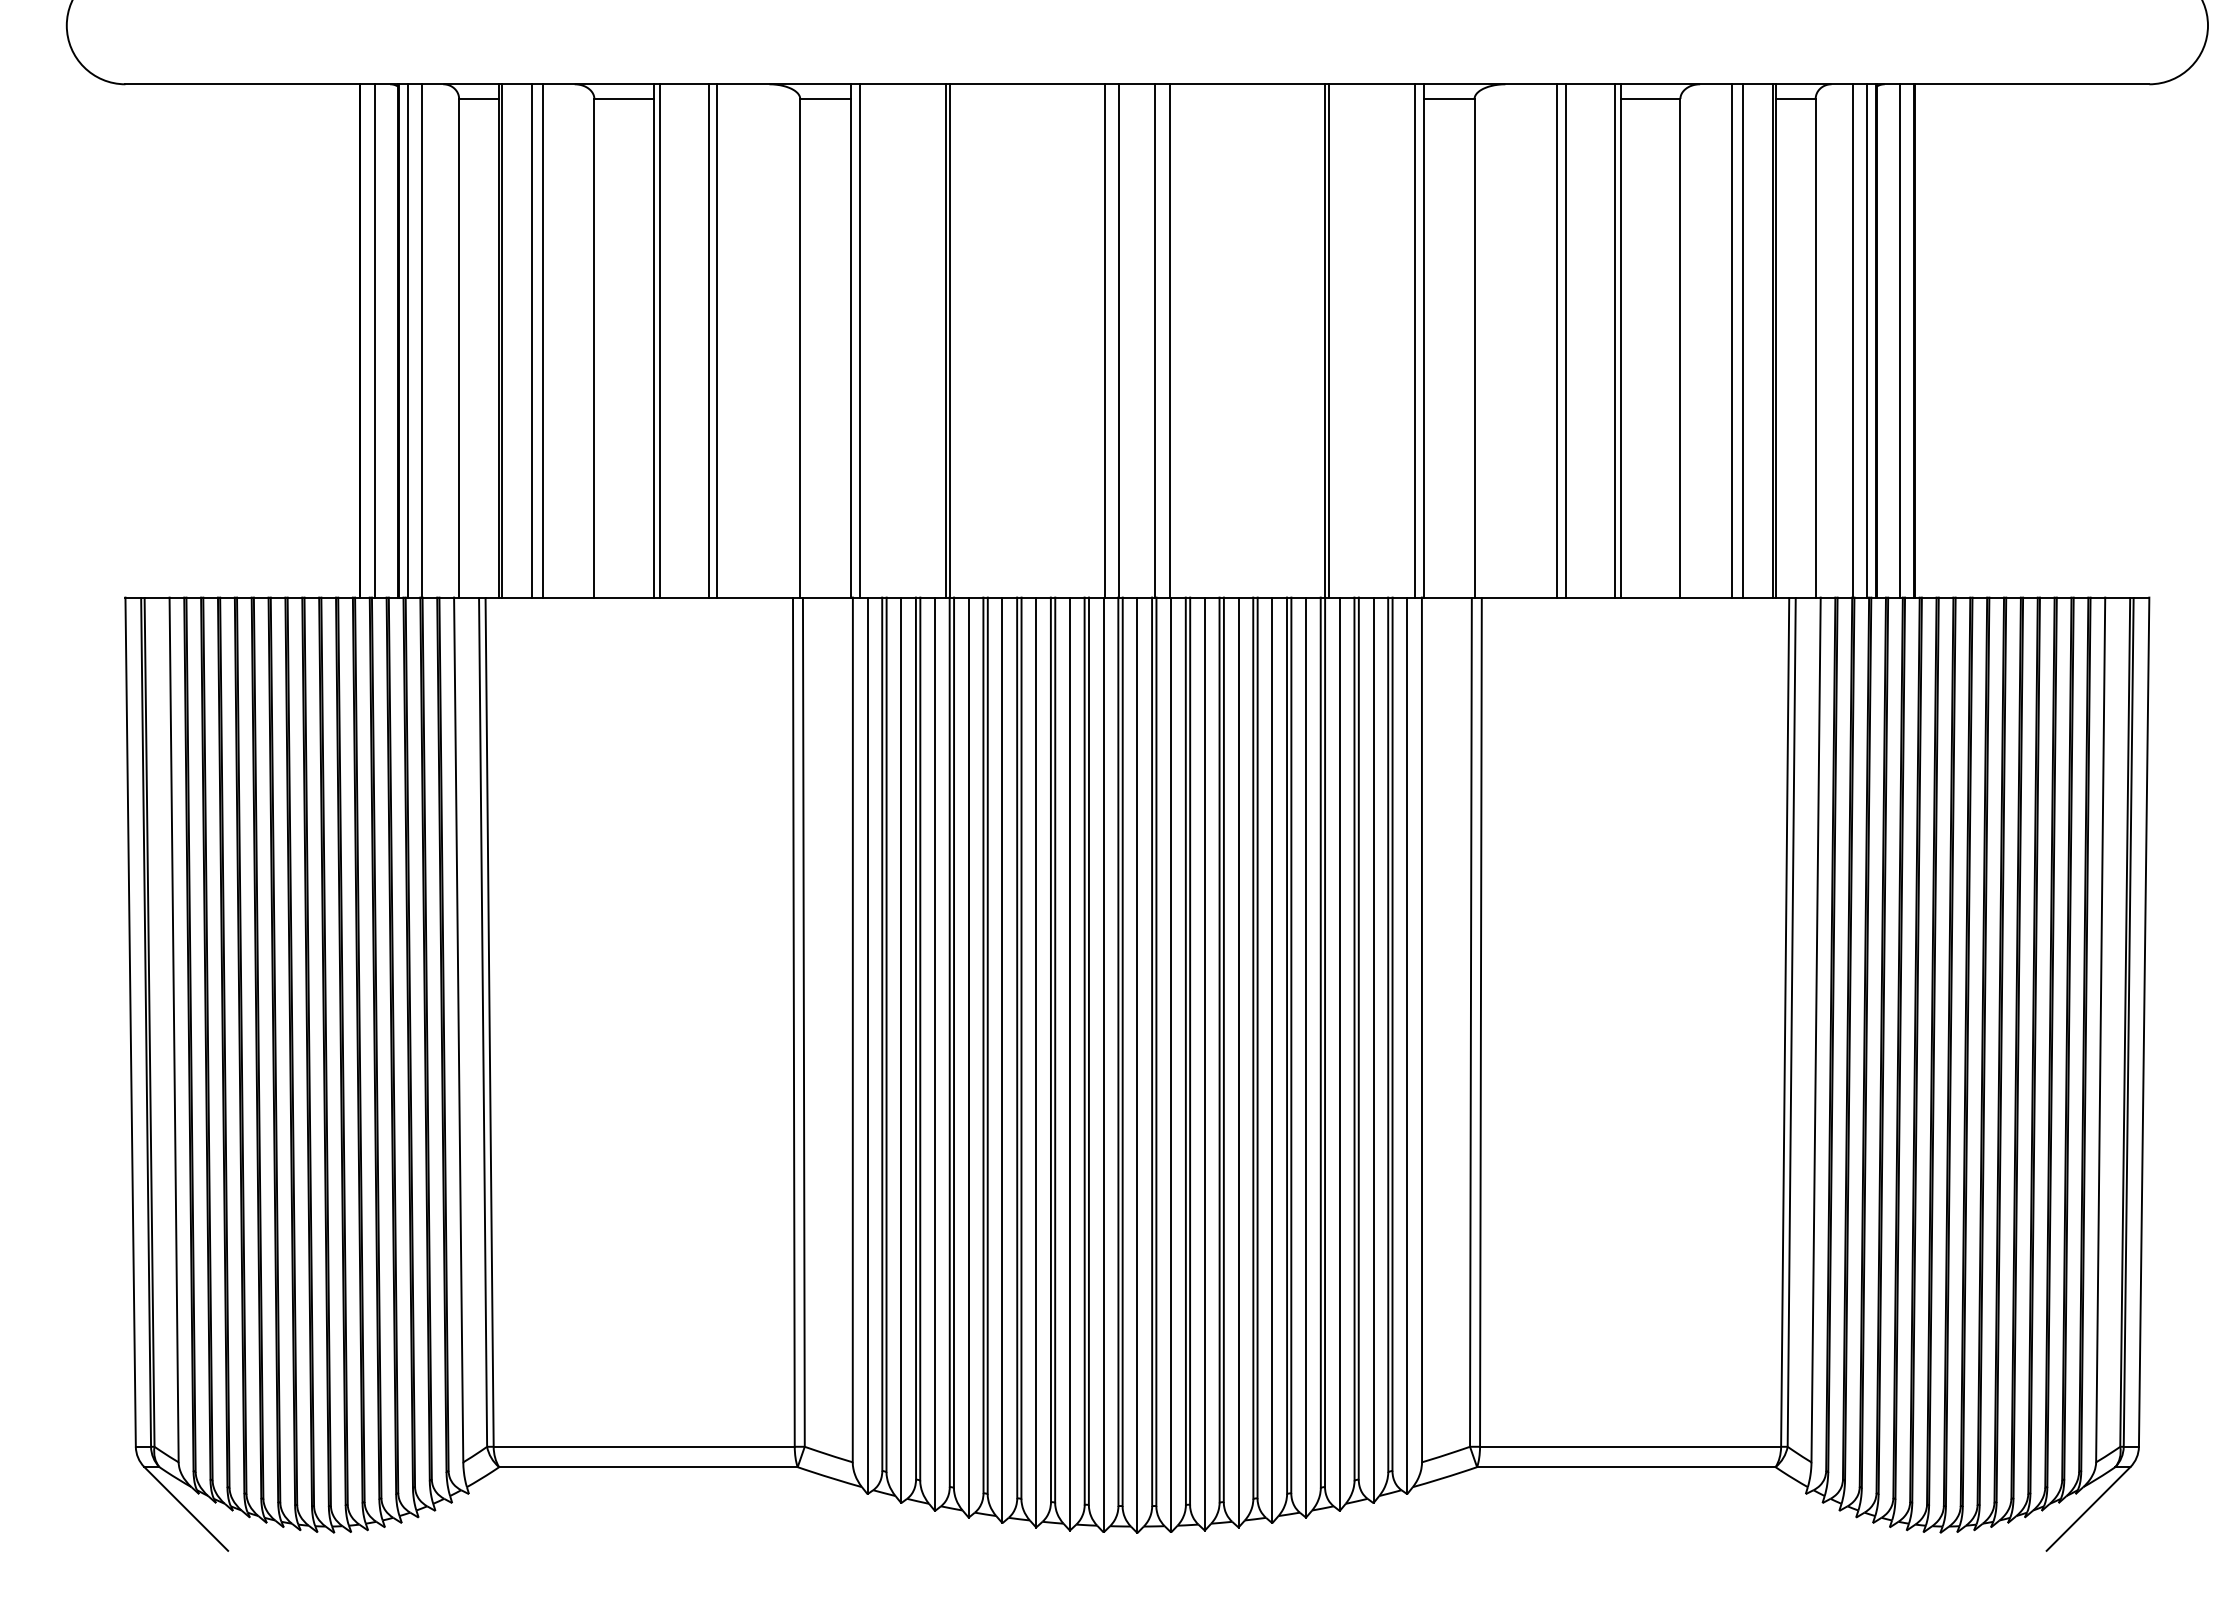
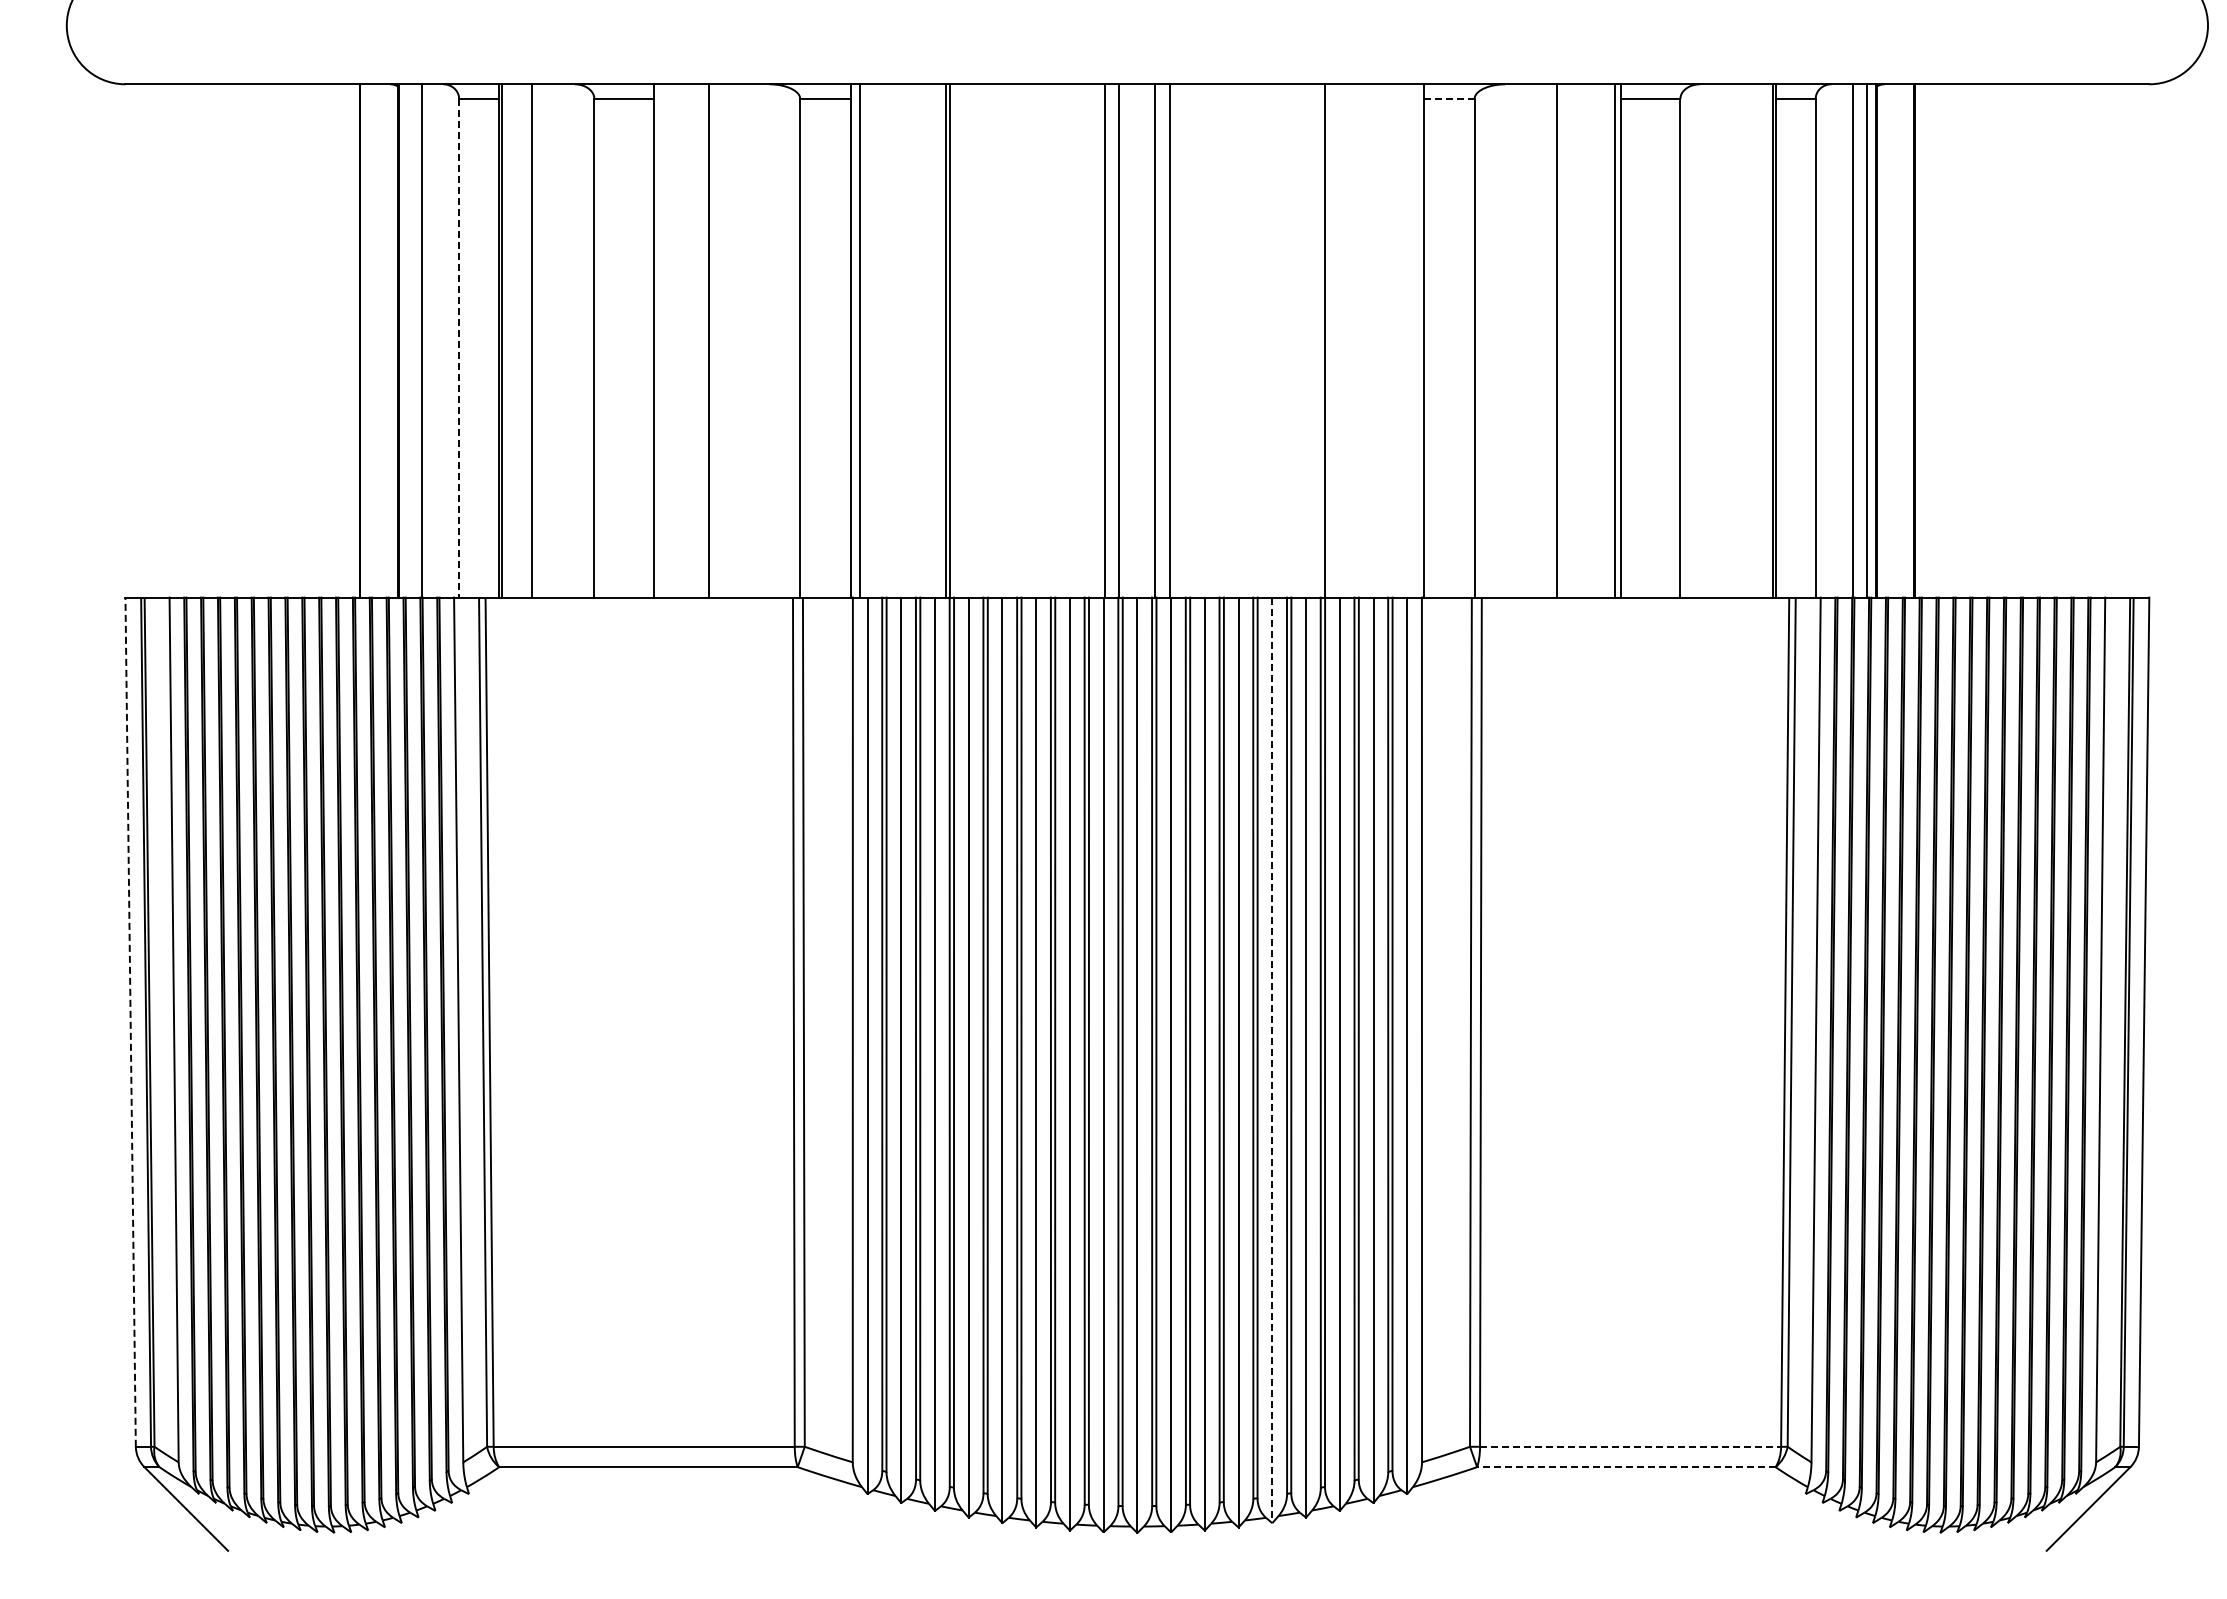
line: solid -> dashed (1449, 98)
line: present -> none (374, 340)
line: present -> none (408, 340)
line: present -> none (543, 340)
line: present -> none (659, 340)
line: present -> none (717, 340)
line: present -> none (1328, 340)
line: present -> none (1414, 340)
line: present -> none (1565, 340)
line: present -> none (1731, 340)
line: present -> none (1742, 340)
line: present -> none (1899, 340)
line: solid -> dashed (459, 348)
line: solid -> dashed (130, 1022)
line: solid -> dashed (1272, 1060)
line: solid -> dashed (1630, 1446)
line: solid -> dashed (1625, 1467)
